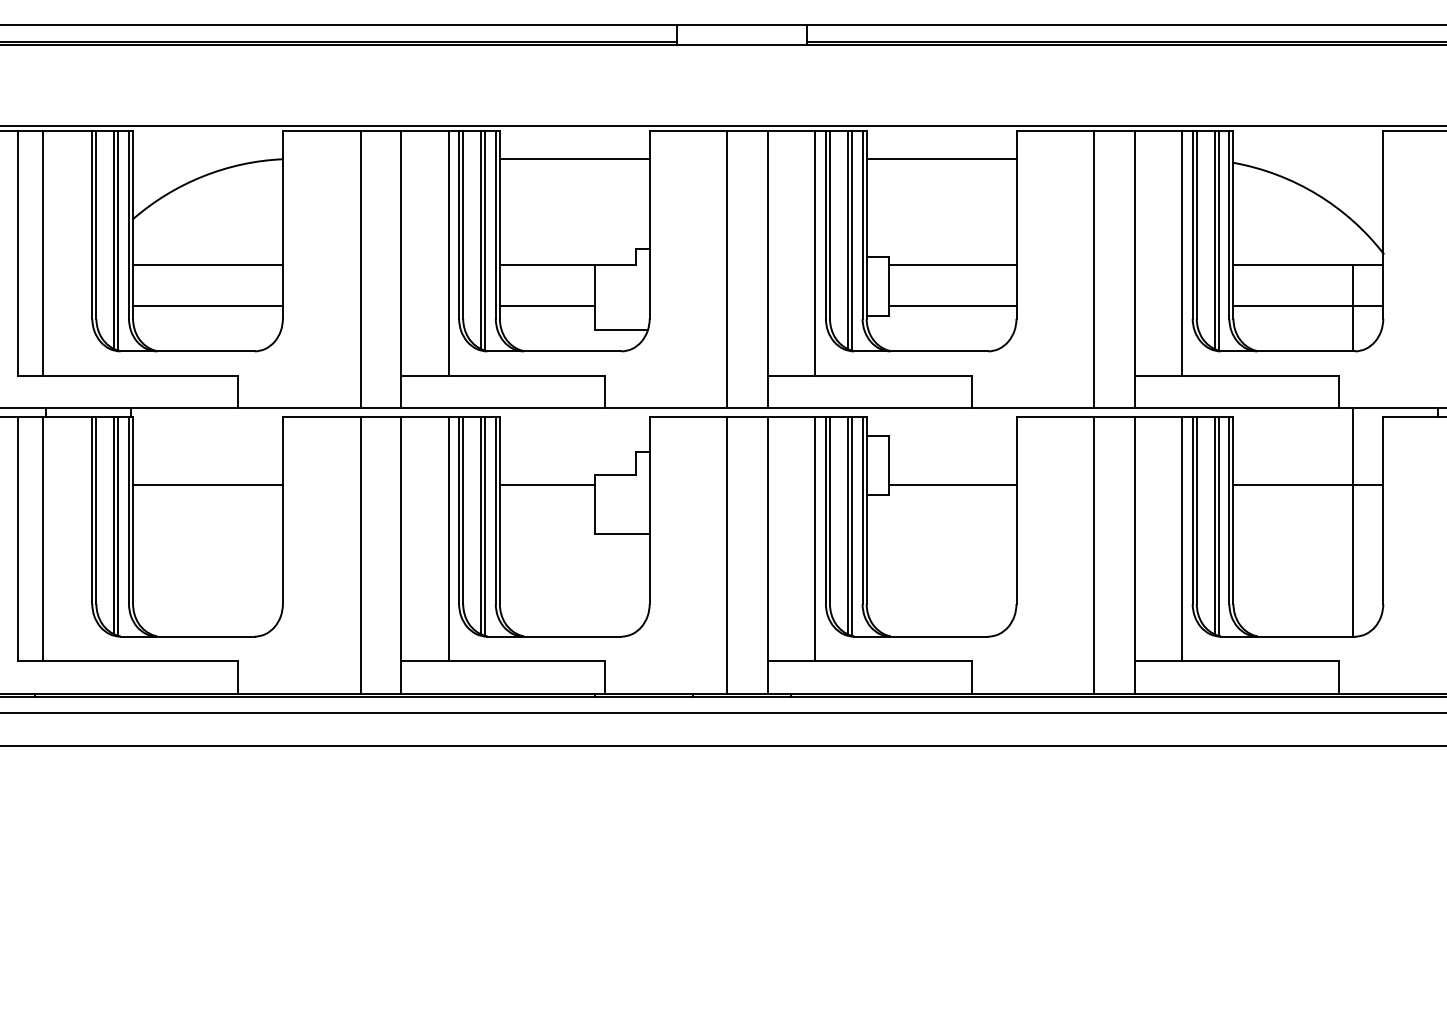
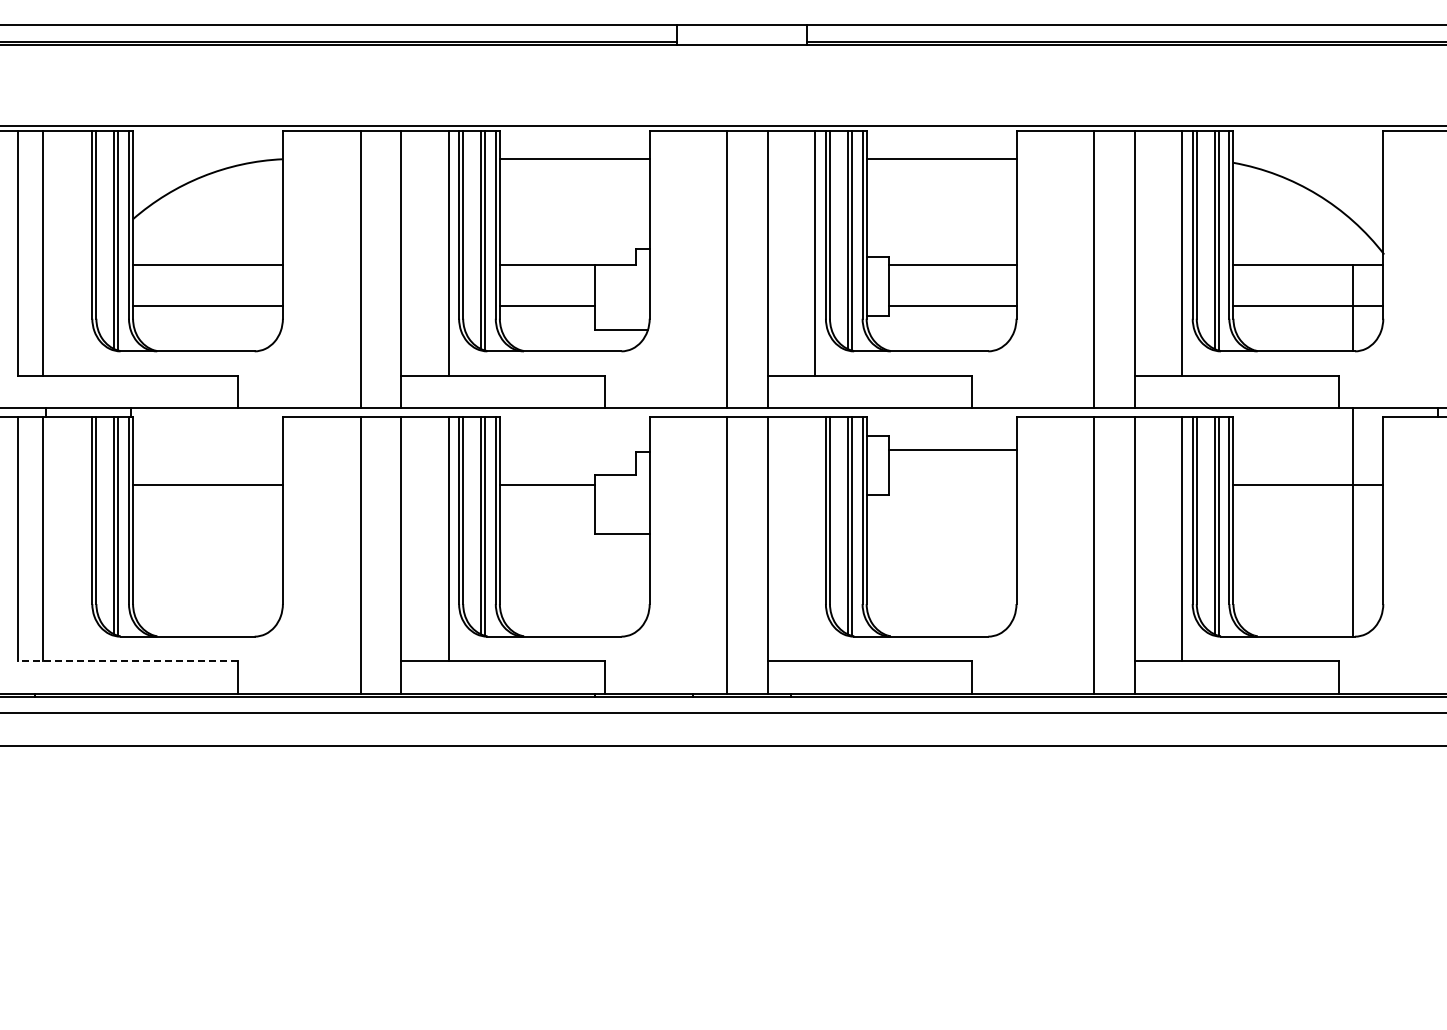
line position: (952, 485) -> (952, 450) (952, 450)
line: present -> none (815, 538)
line: solid -> dashed (127, 661)
